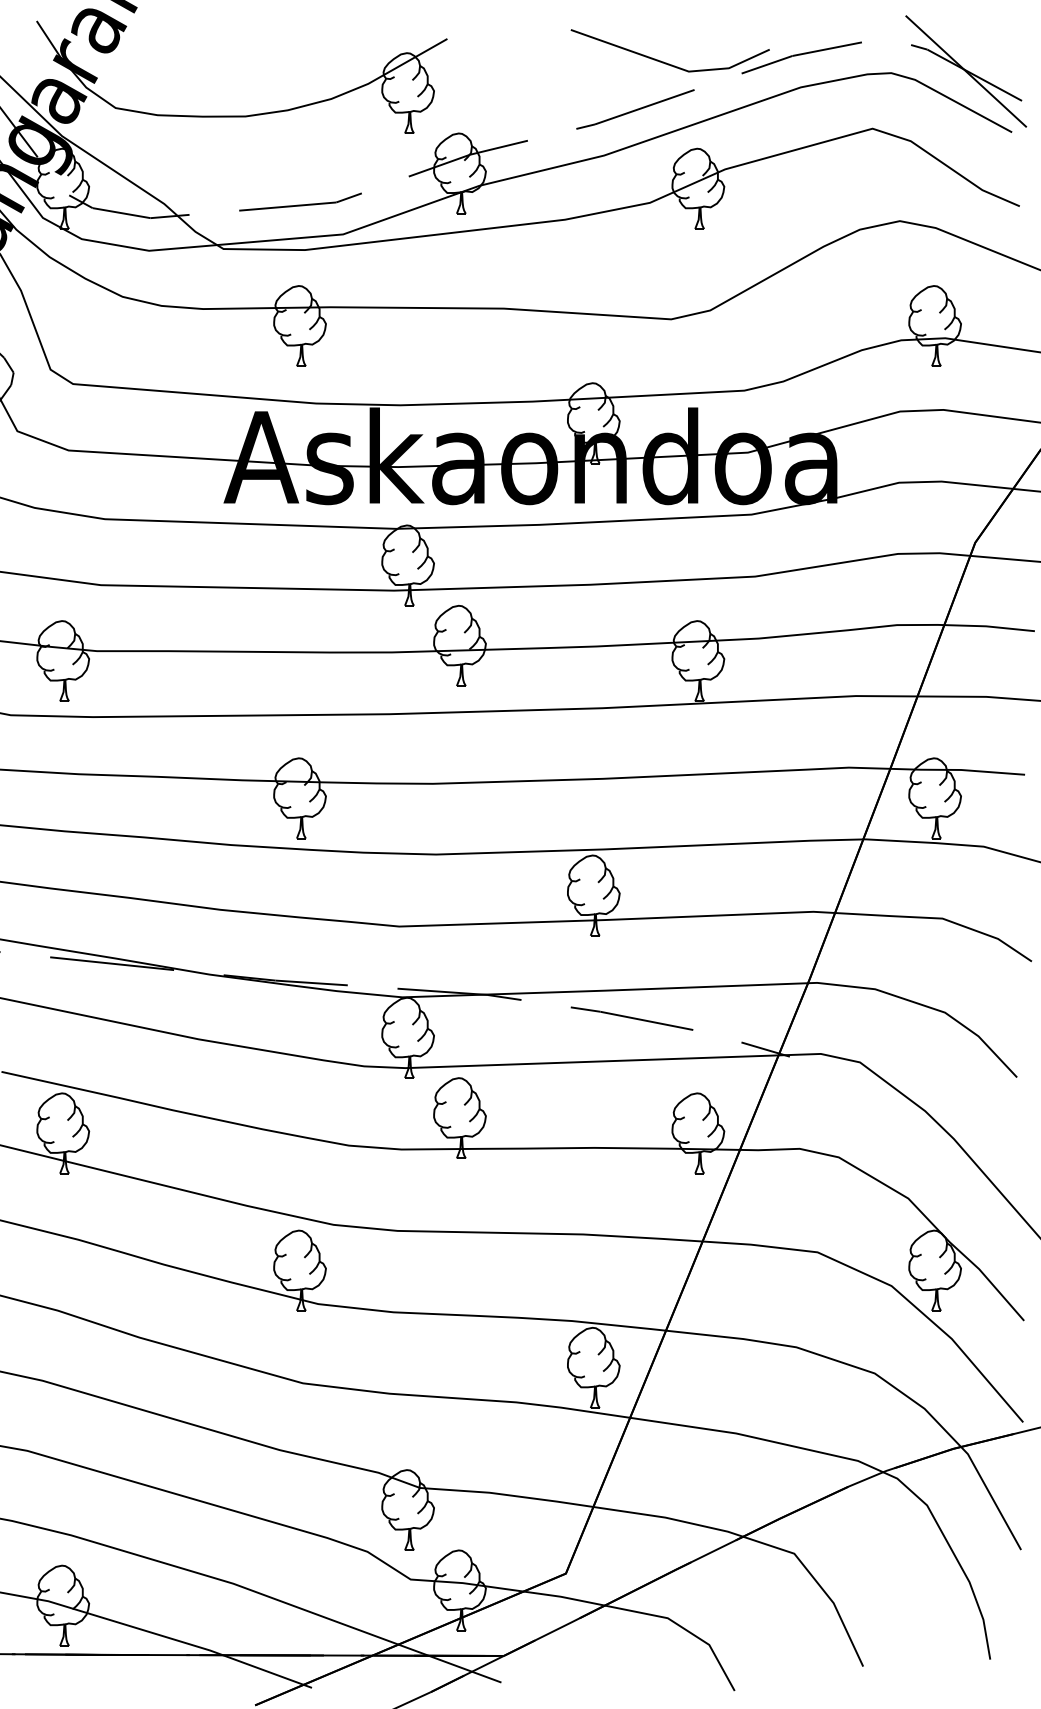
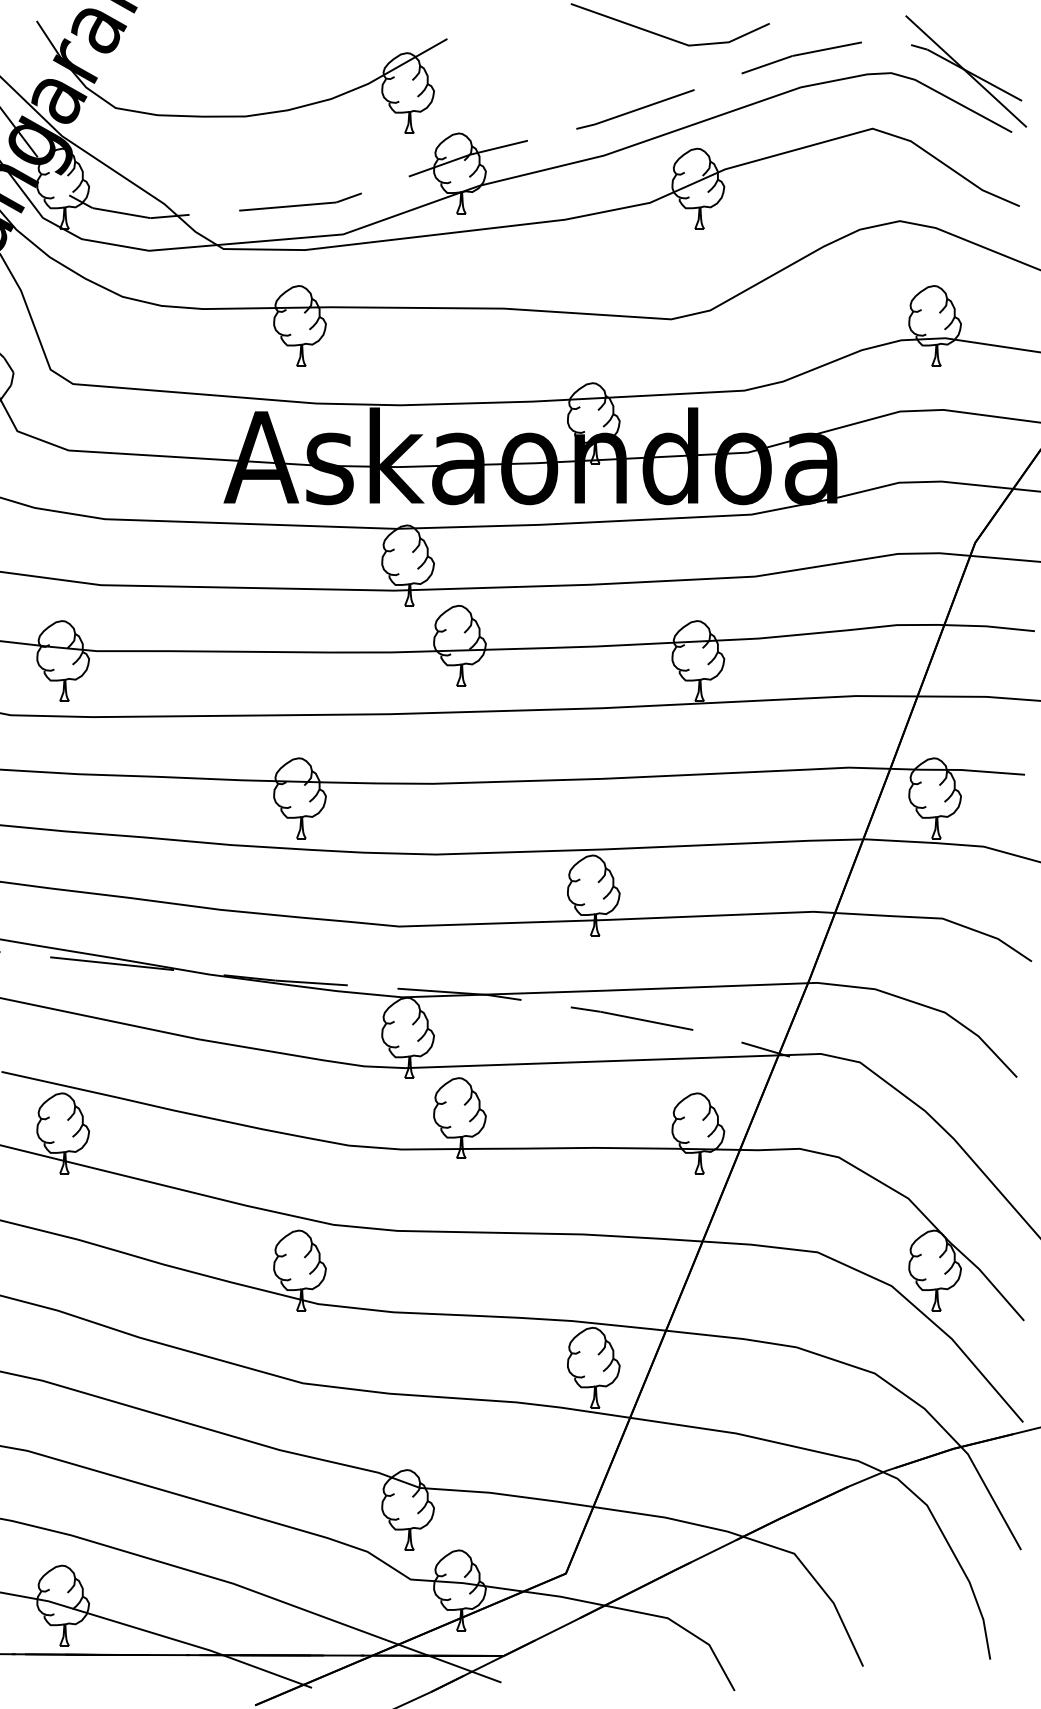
line position: (666, 62) -> (666, 36) (666, 36)
